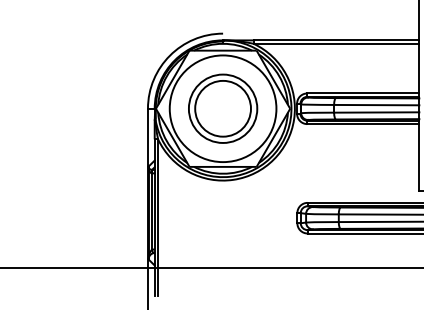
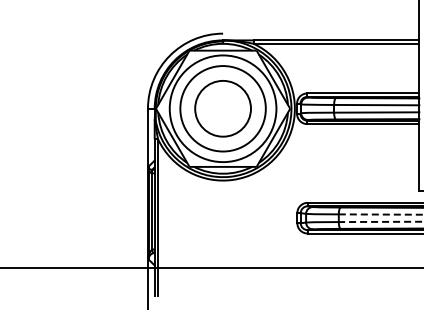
circle diameter: 68 px -> 85 px (222, 108)
line: solid -> dashed (381, 214)
line: solid -> dashed (380, 221)
